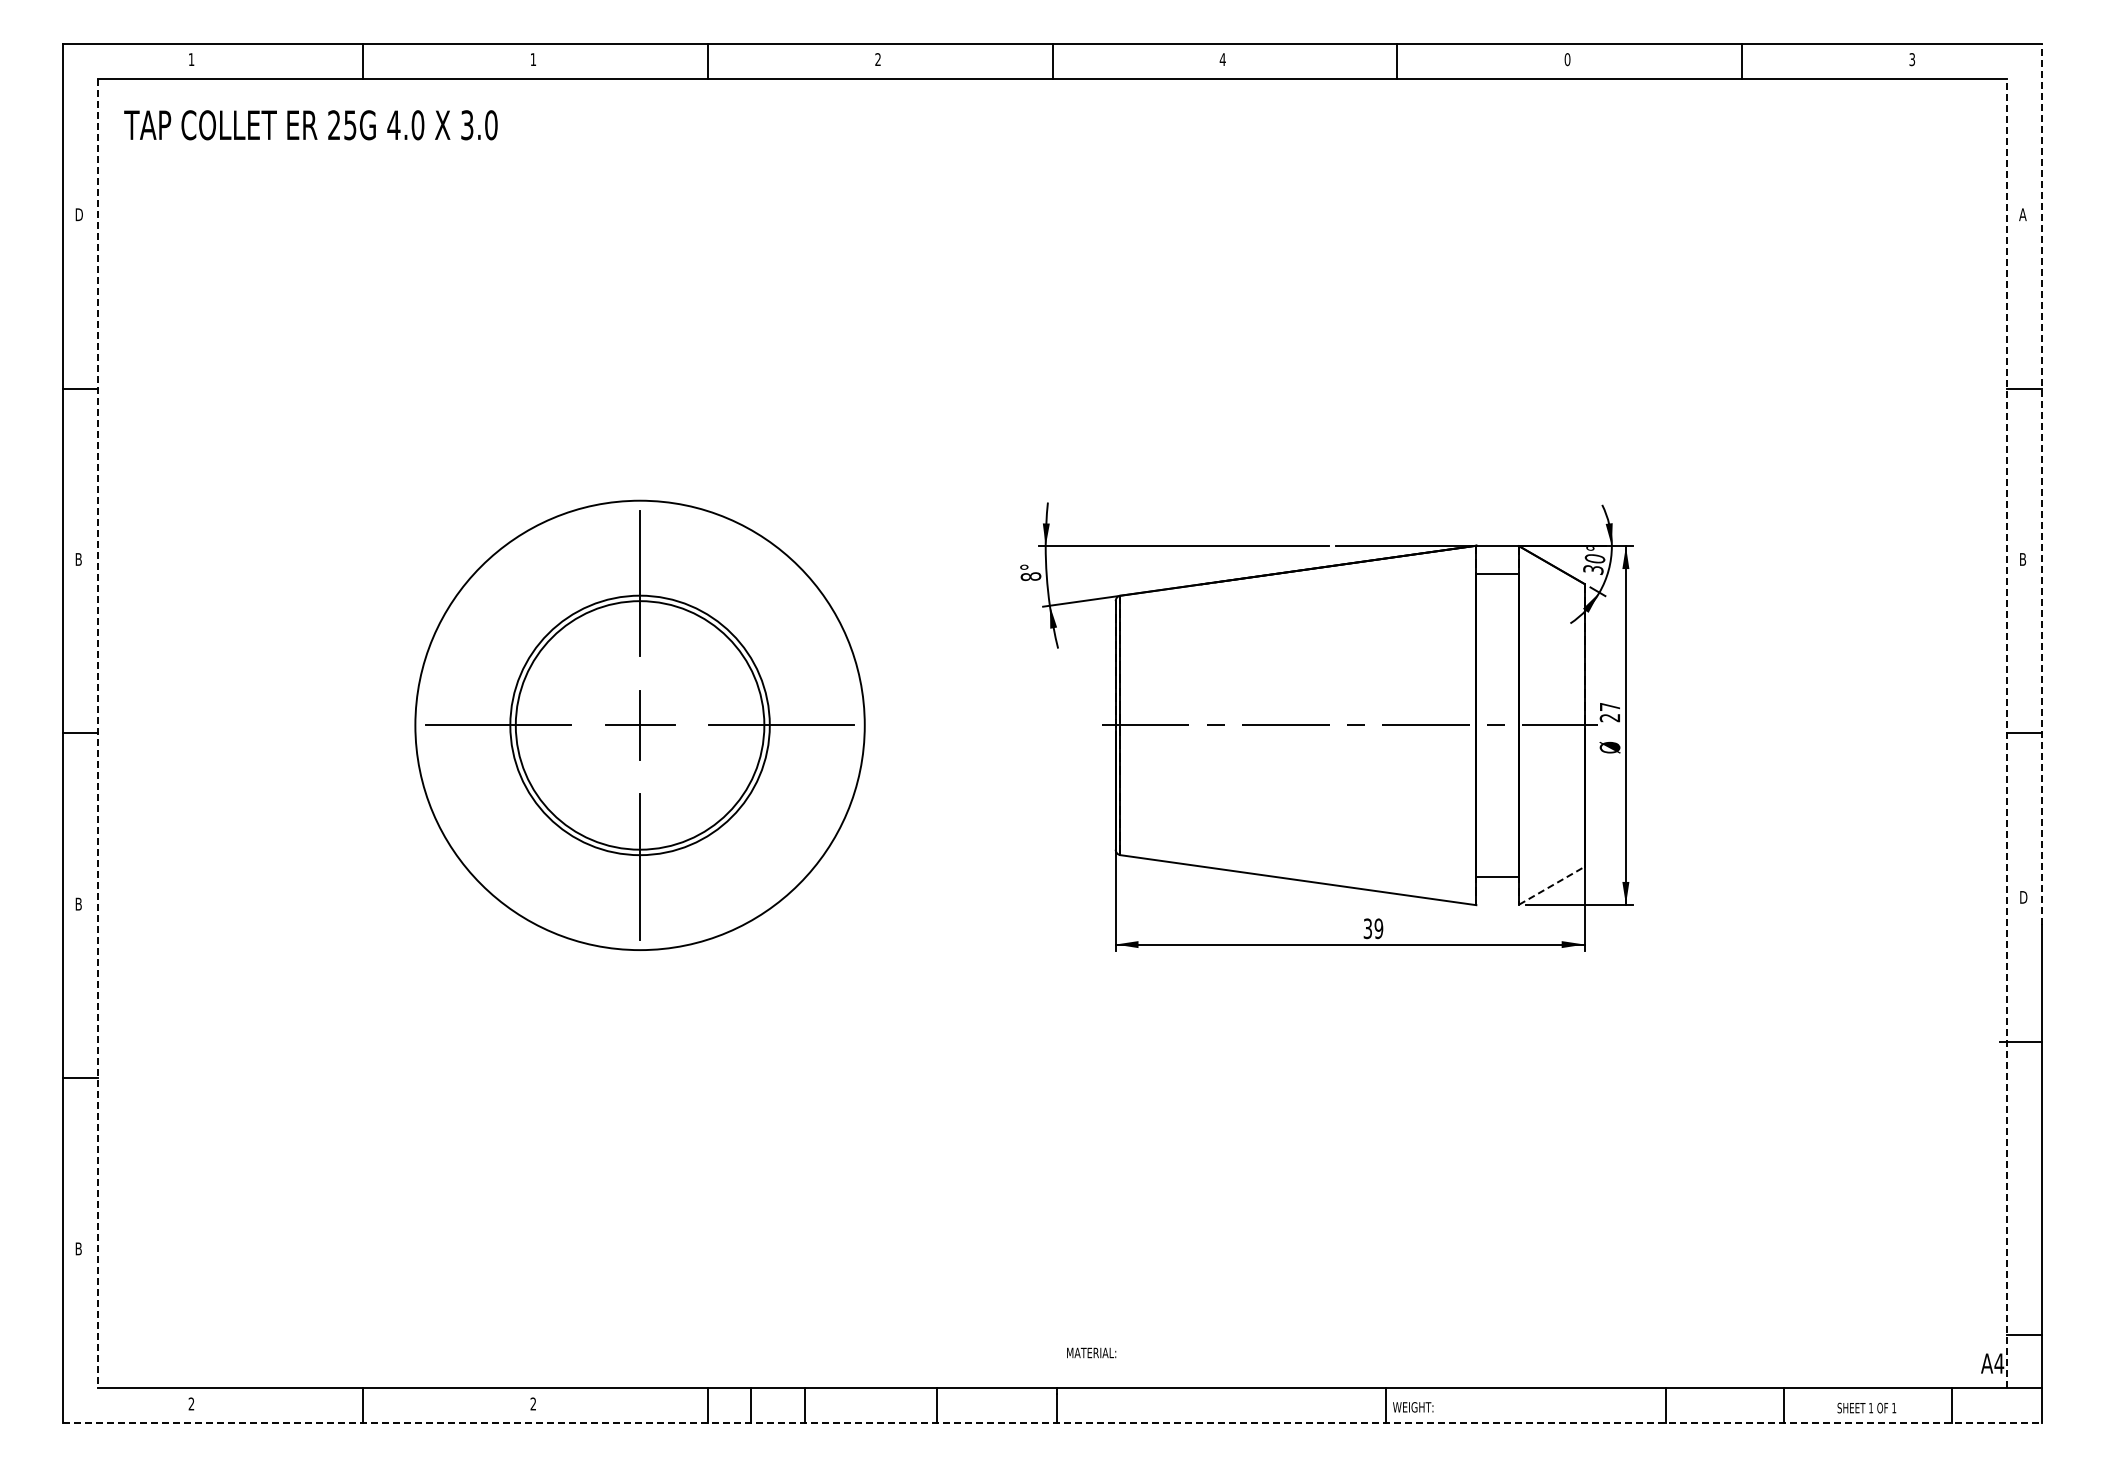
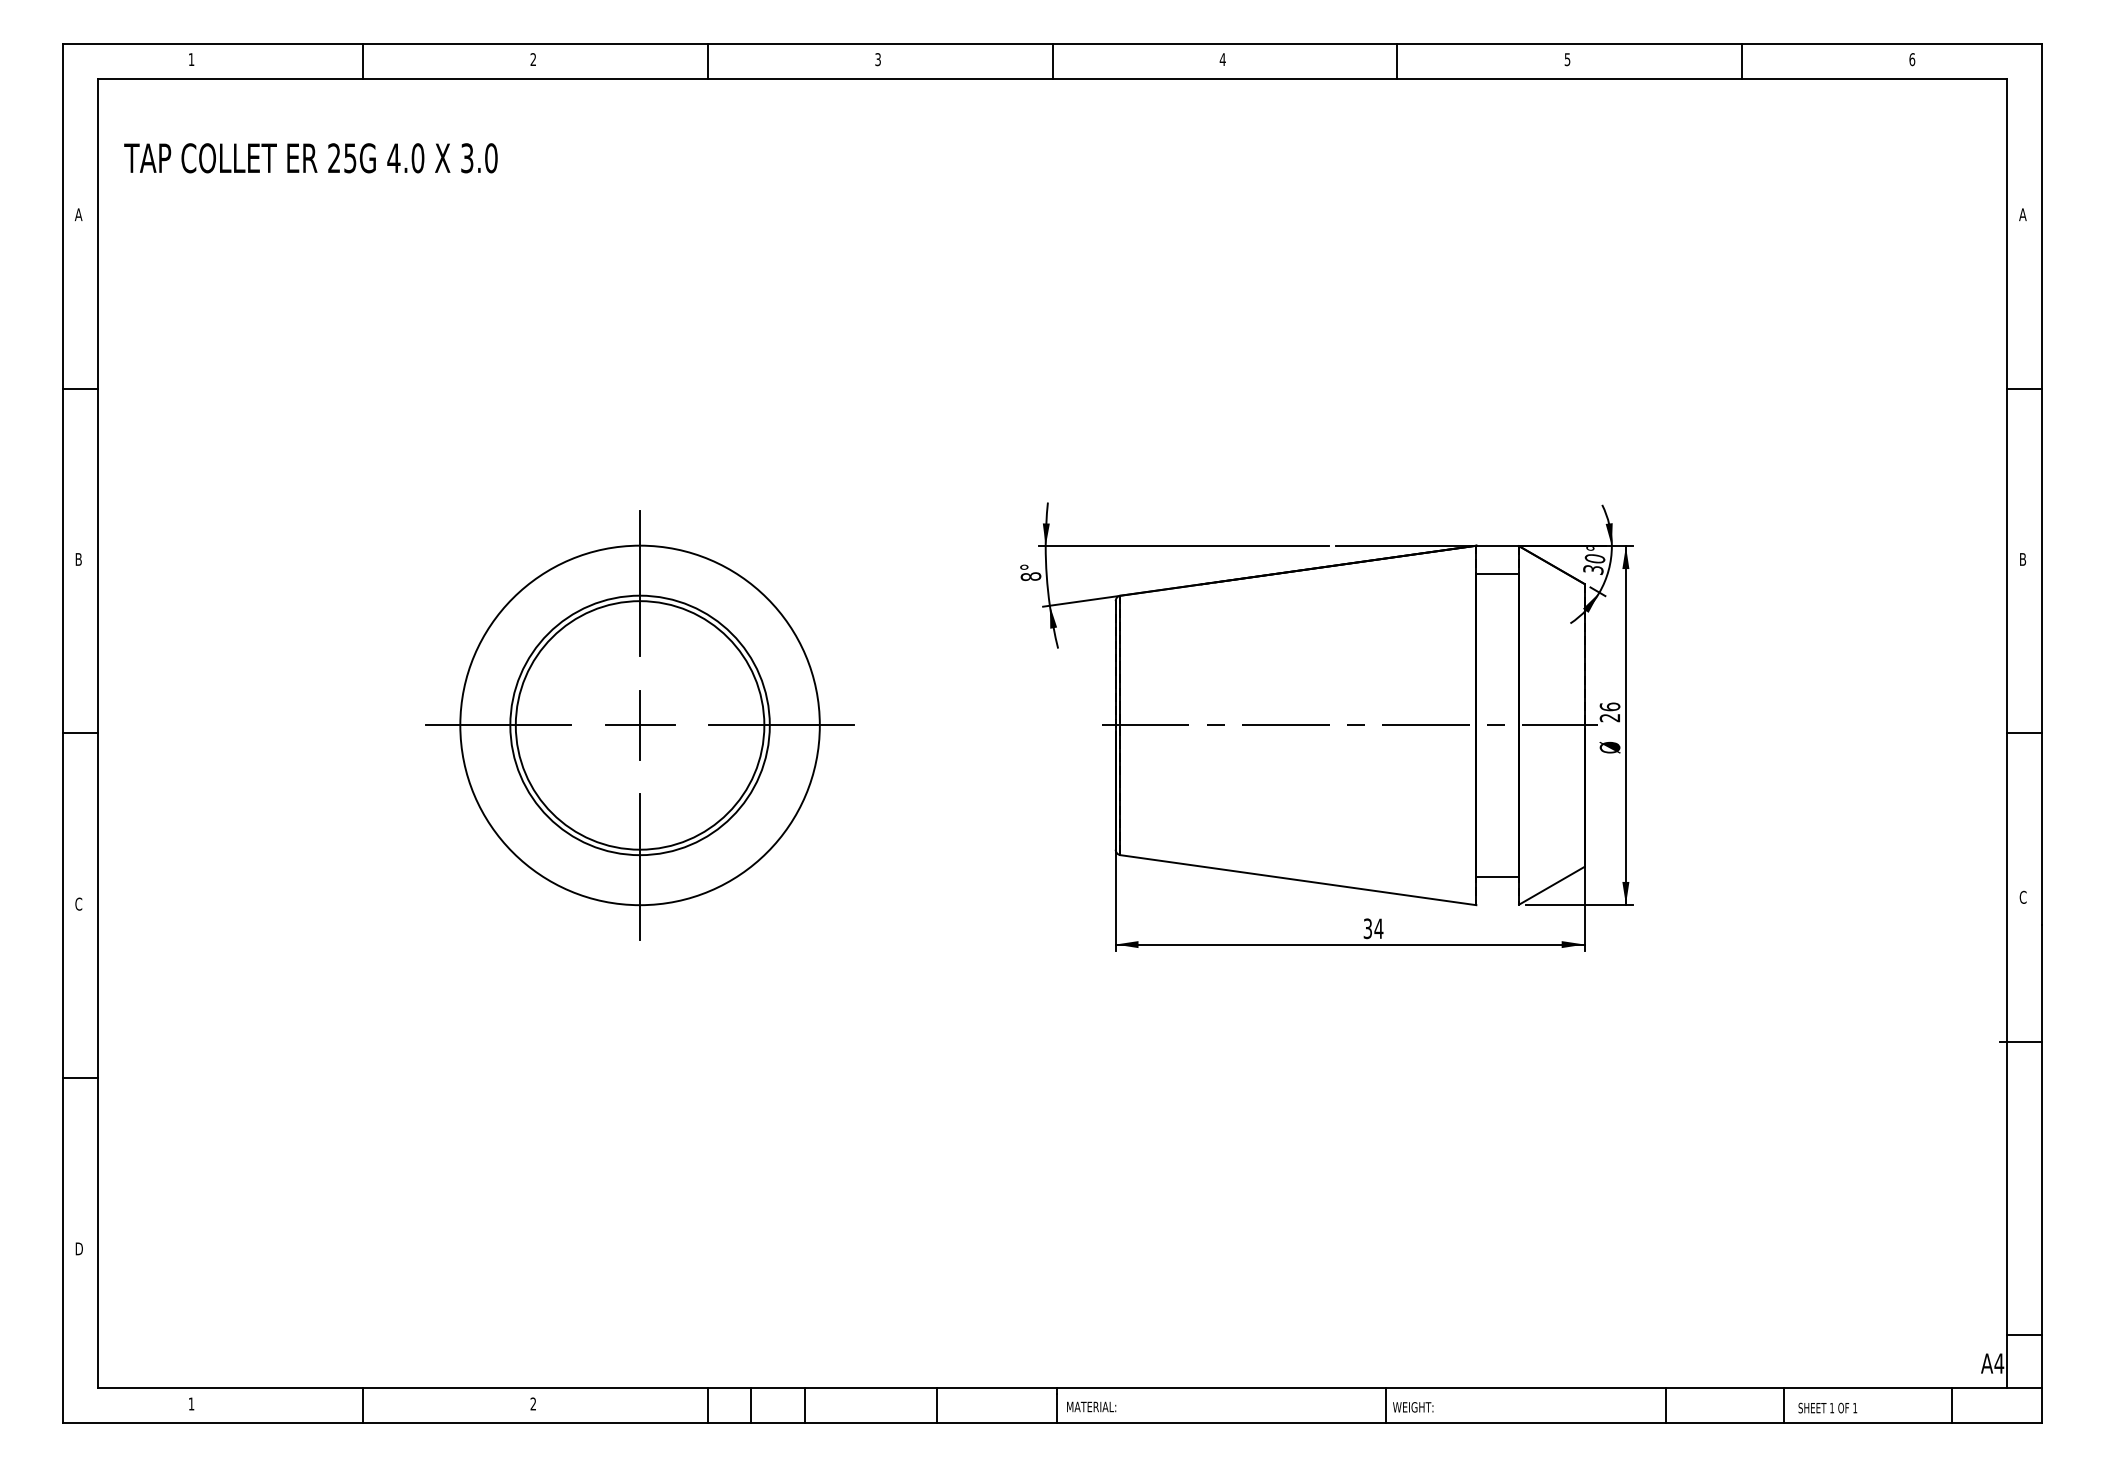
text: 1 -> 2 (533, 59)
text: 2 -> 3 (877, 59)
text: 0 -> 5 (1567, 59)
text: 3 -> 6 (1912, 59)
text position: (310, 125) -> (310, 158) (310, 158)
text: D -> A (78, 214)
line: dashed -> solid (2041, 483)
text: 27 -> 26 (1609, 706)
circle diameter: 449 px -> 360 px (639, 725)
line: dashed -> solid (97, 733)
line: dashed -> solid (2007, 733)
line: dashed -> solid (1551, 885)
text: D -> C (2023, 896)
text: B -> C (78, 903)
text: 39 -> 34 (1378, 928)
text: B -> D (79, 1248)
text position: (1091, 1352) -> (1091, 1406) (1091, 1406)
text: 2 -> 1 (190, 1403)
text position: (1866, 1407) -> (1827, 1407) (1827, 1407)
line: dashed -> solid (1052, 1422)
